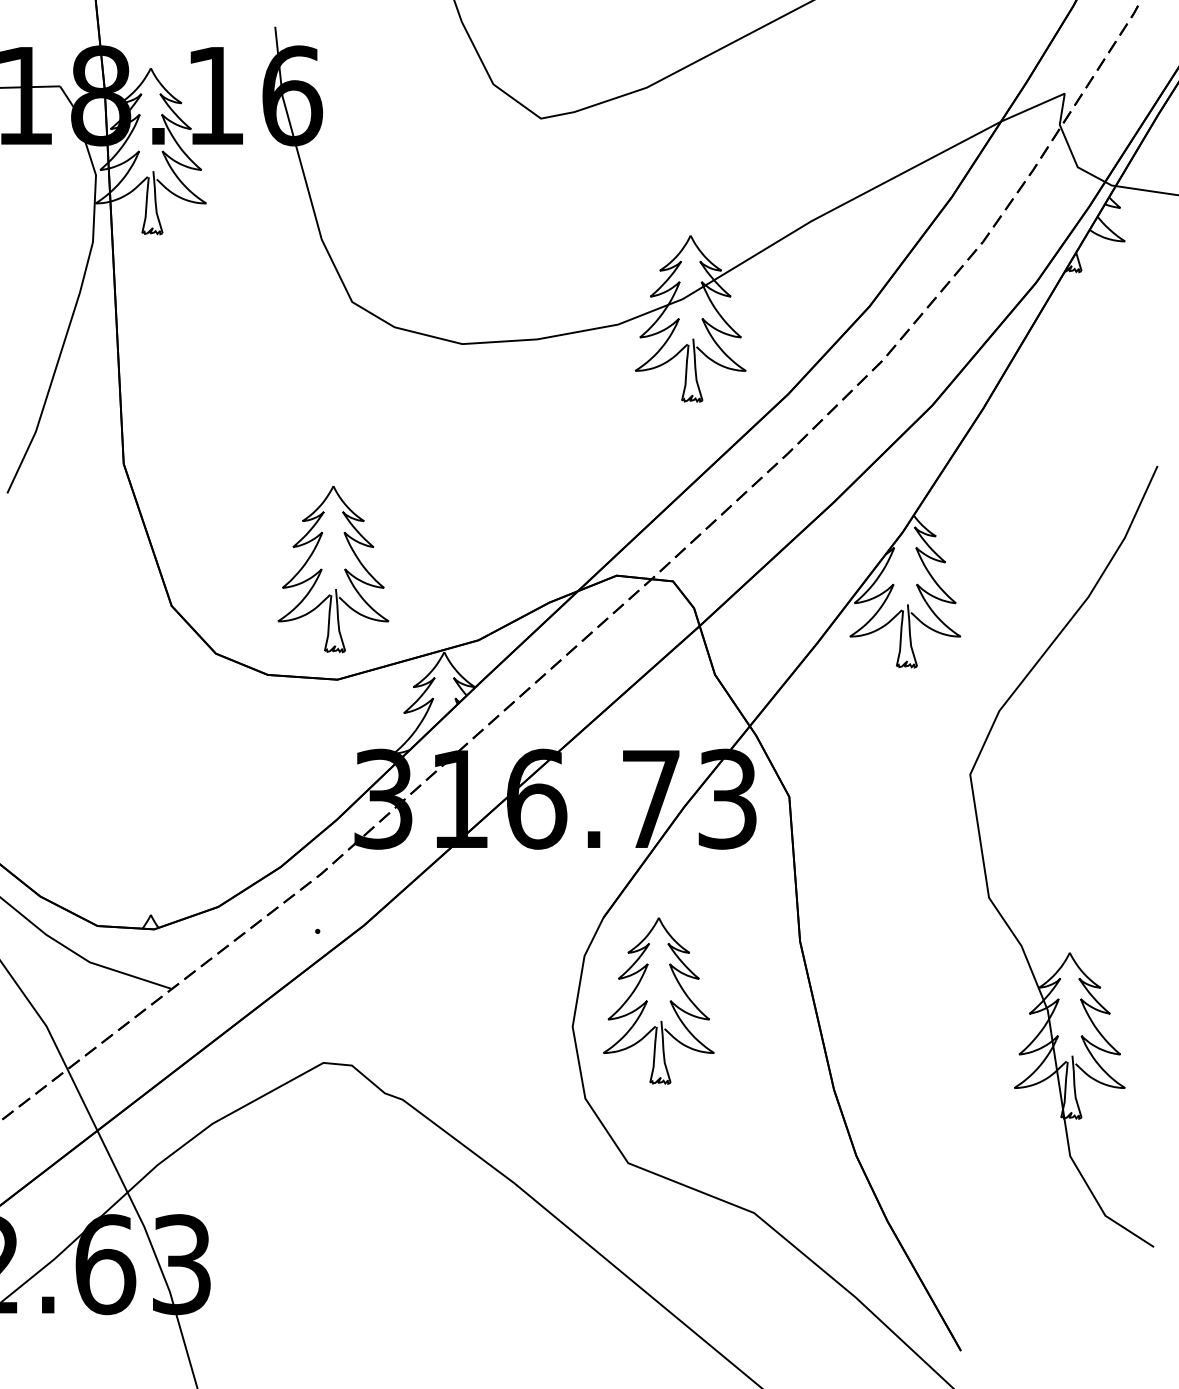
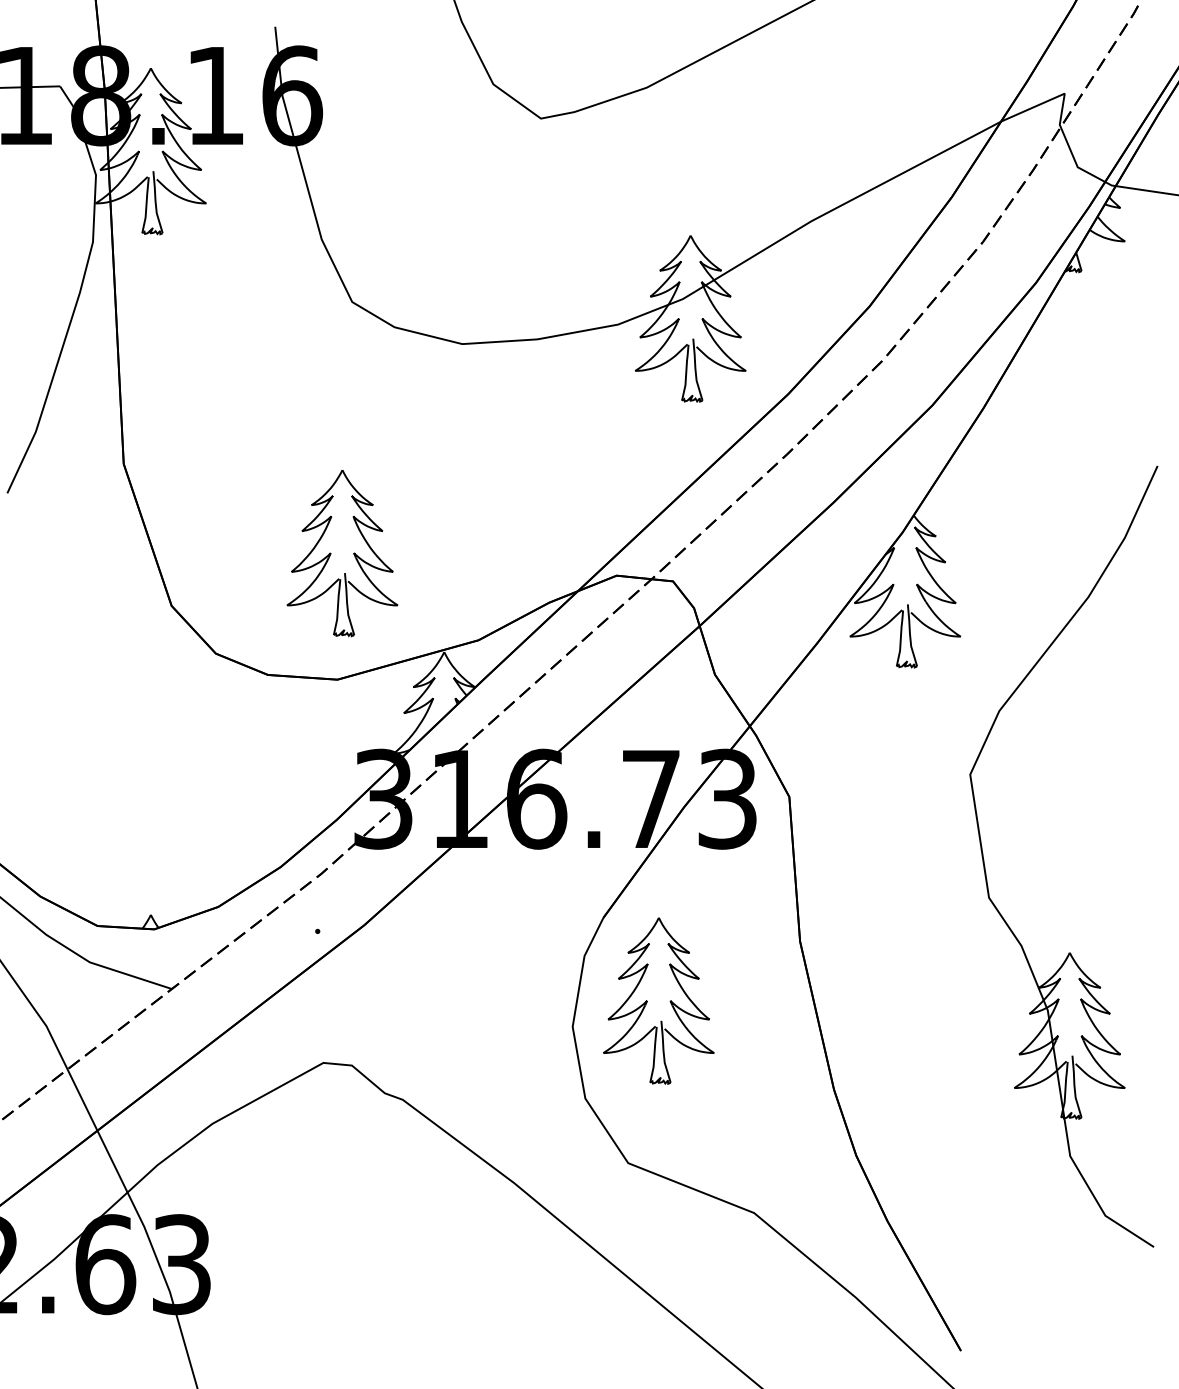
part position: (322, 569) -> (331, 553) (331, 553)
